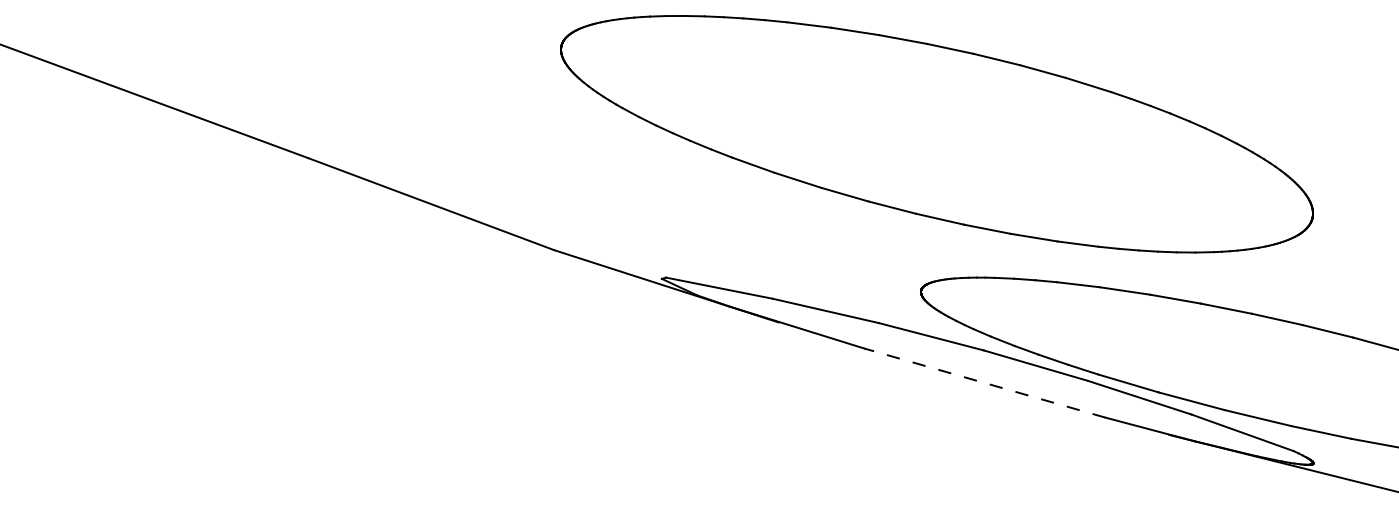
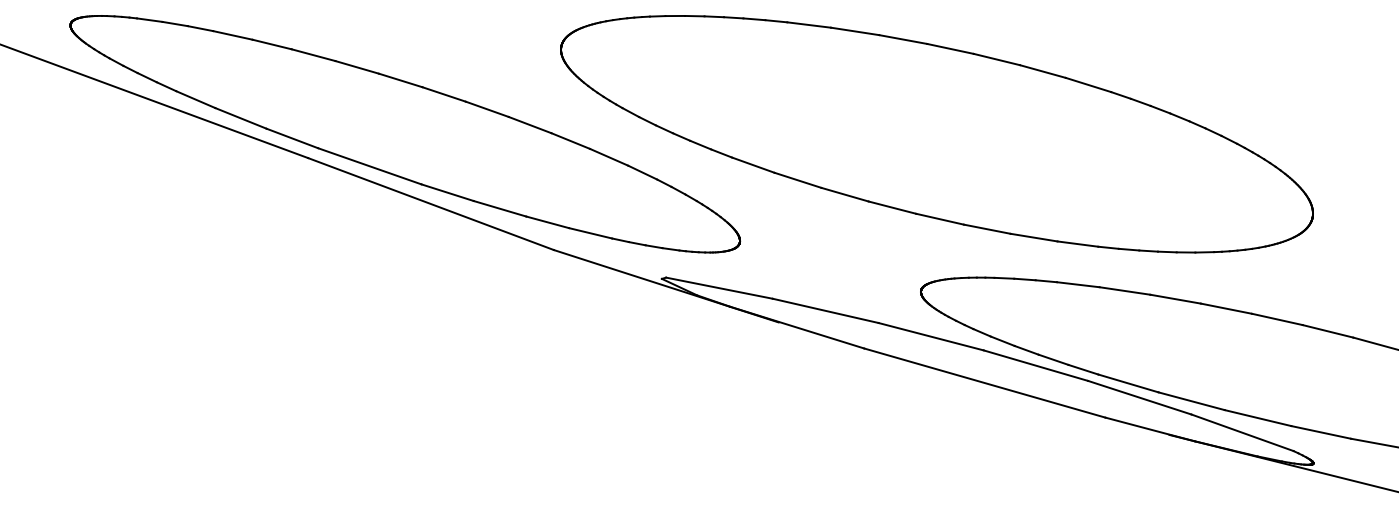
part: none -> present (405, 134)
line: dashed -> solid (984, 382)
